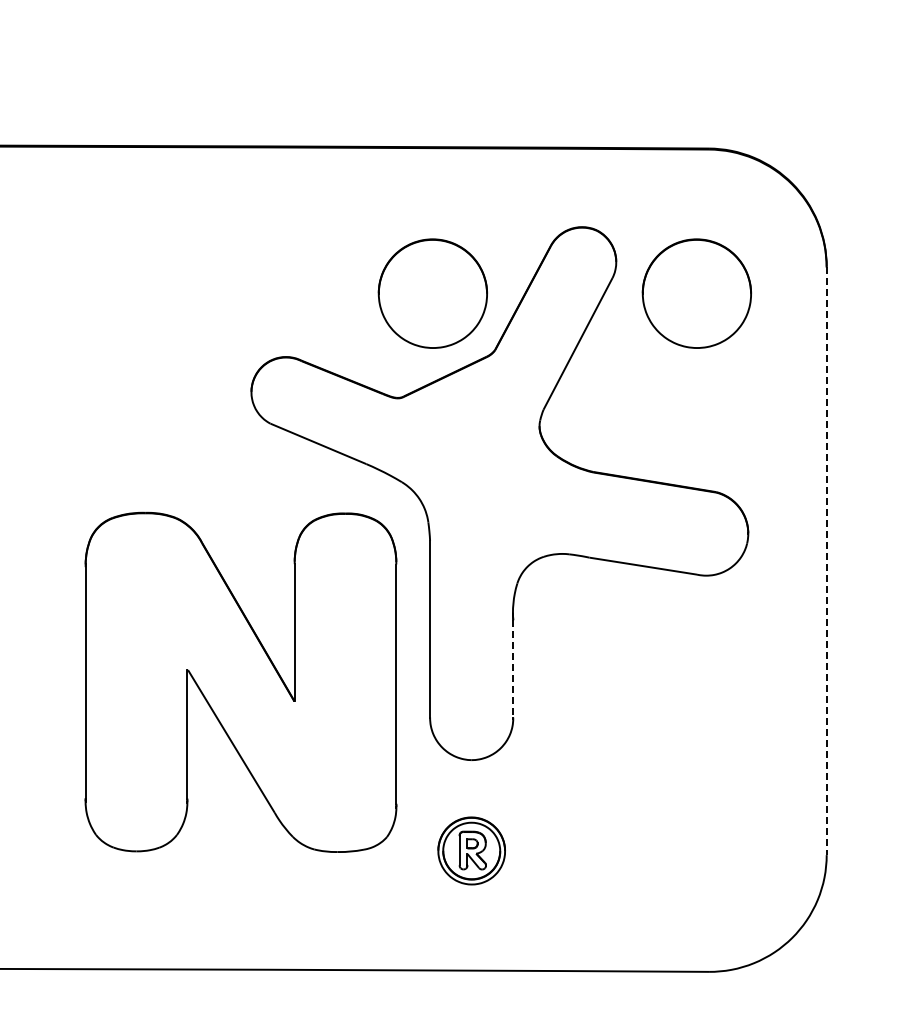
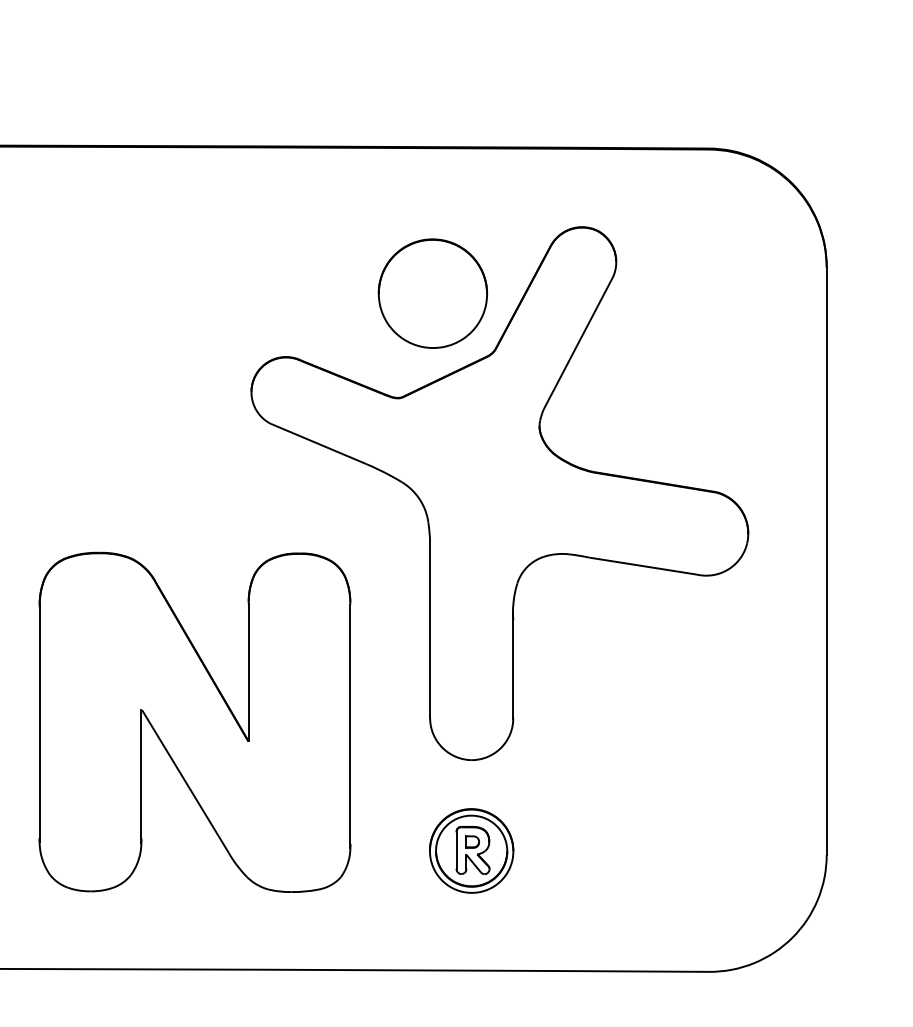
part: present -> none (696, 293)
line: dashed -> solid (826, 561)
line: dashed -> solid (513, 669)
part position: (240, 681) -> (194, 721) (194, 721)
part size: 69x70 px -> 86x86 px (471, 850)
